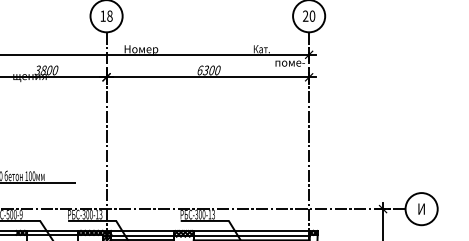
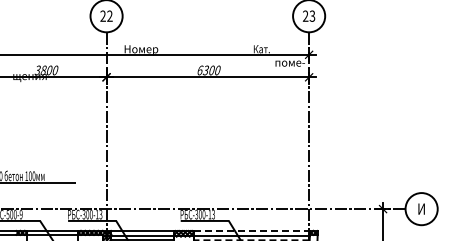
text: 18 -> 22 (106, 15)
text: 20 -> 23 (312, 15)
line: solid -> dashed (251, 230)
line: solid -> dashed (251, 240)
